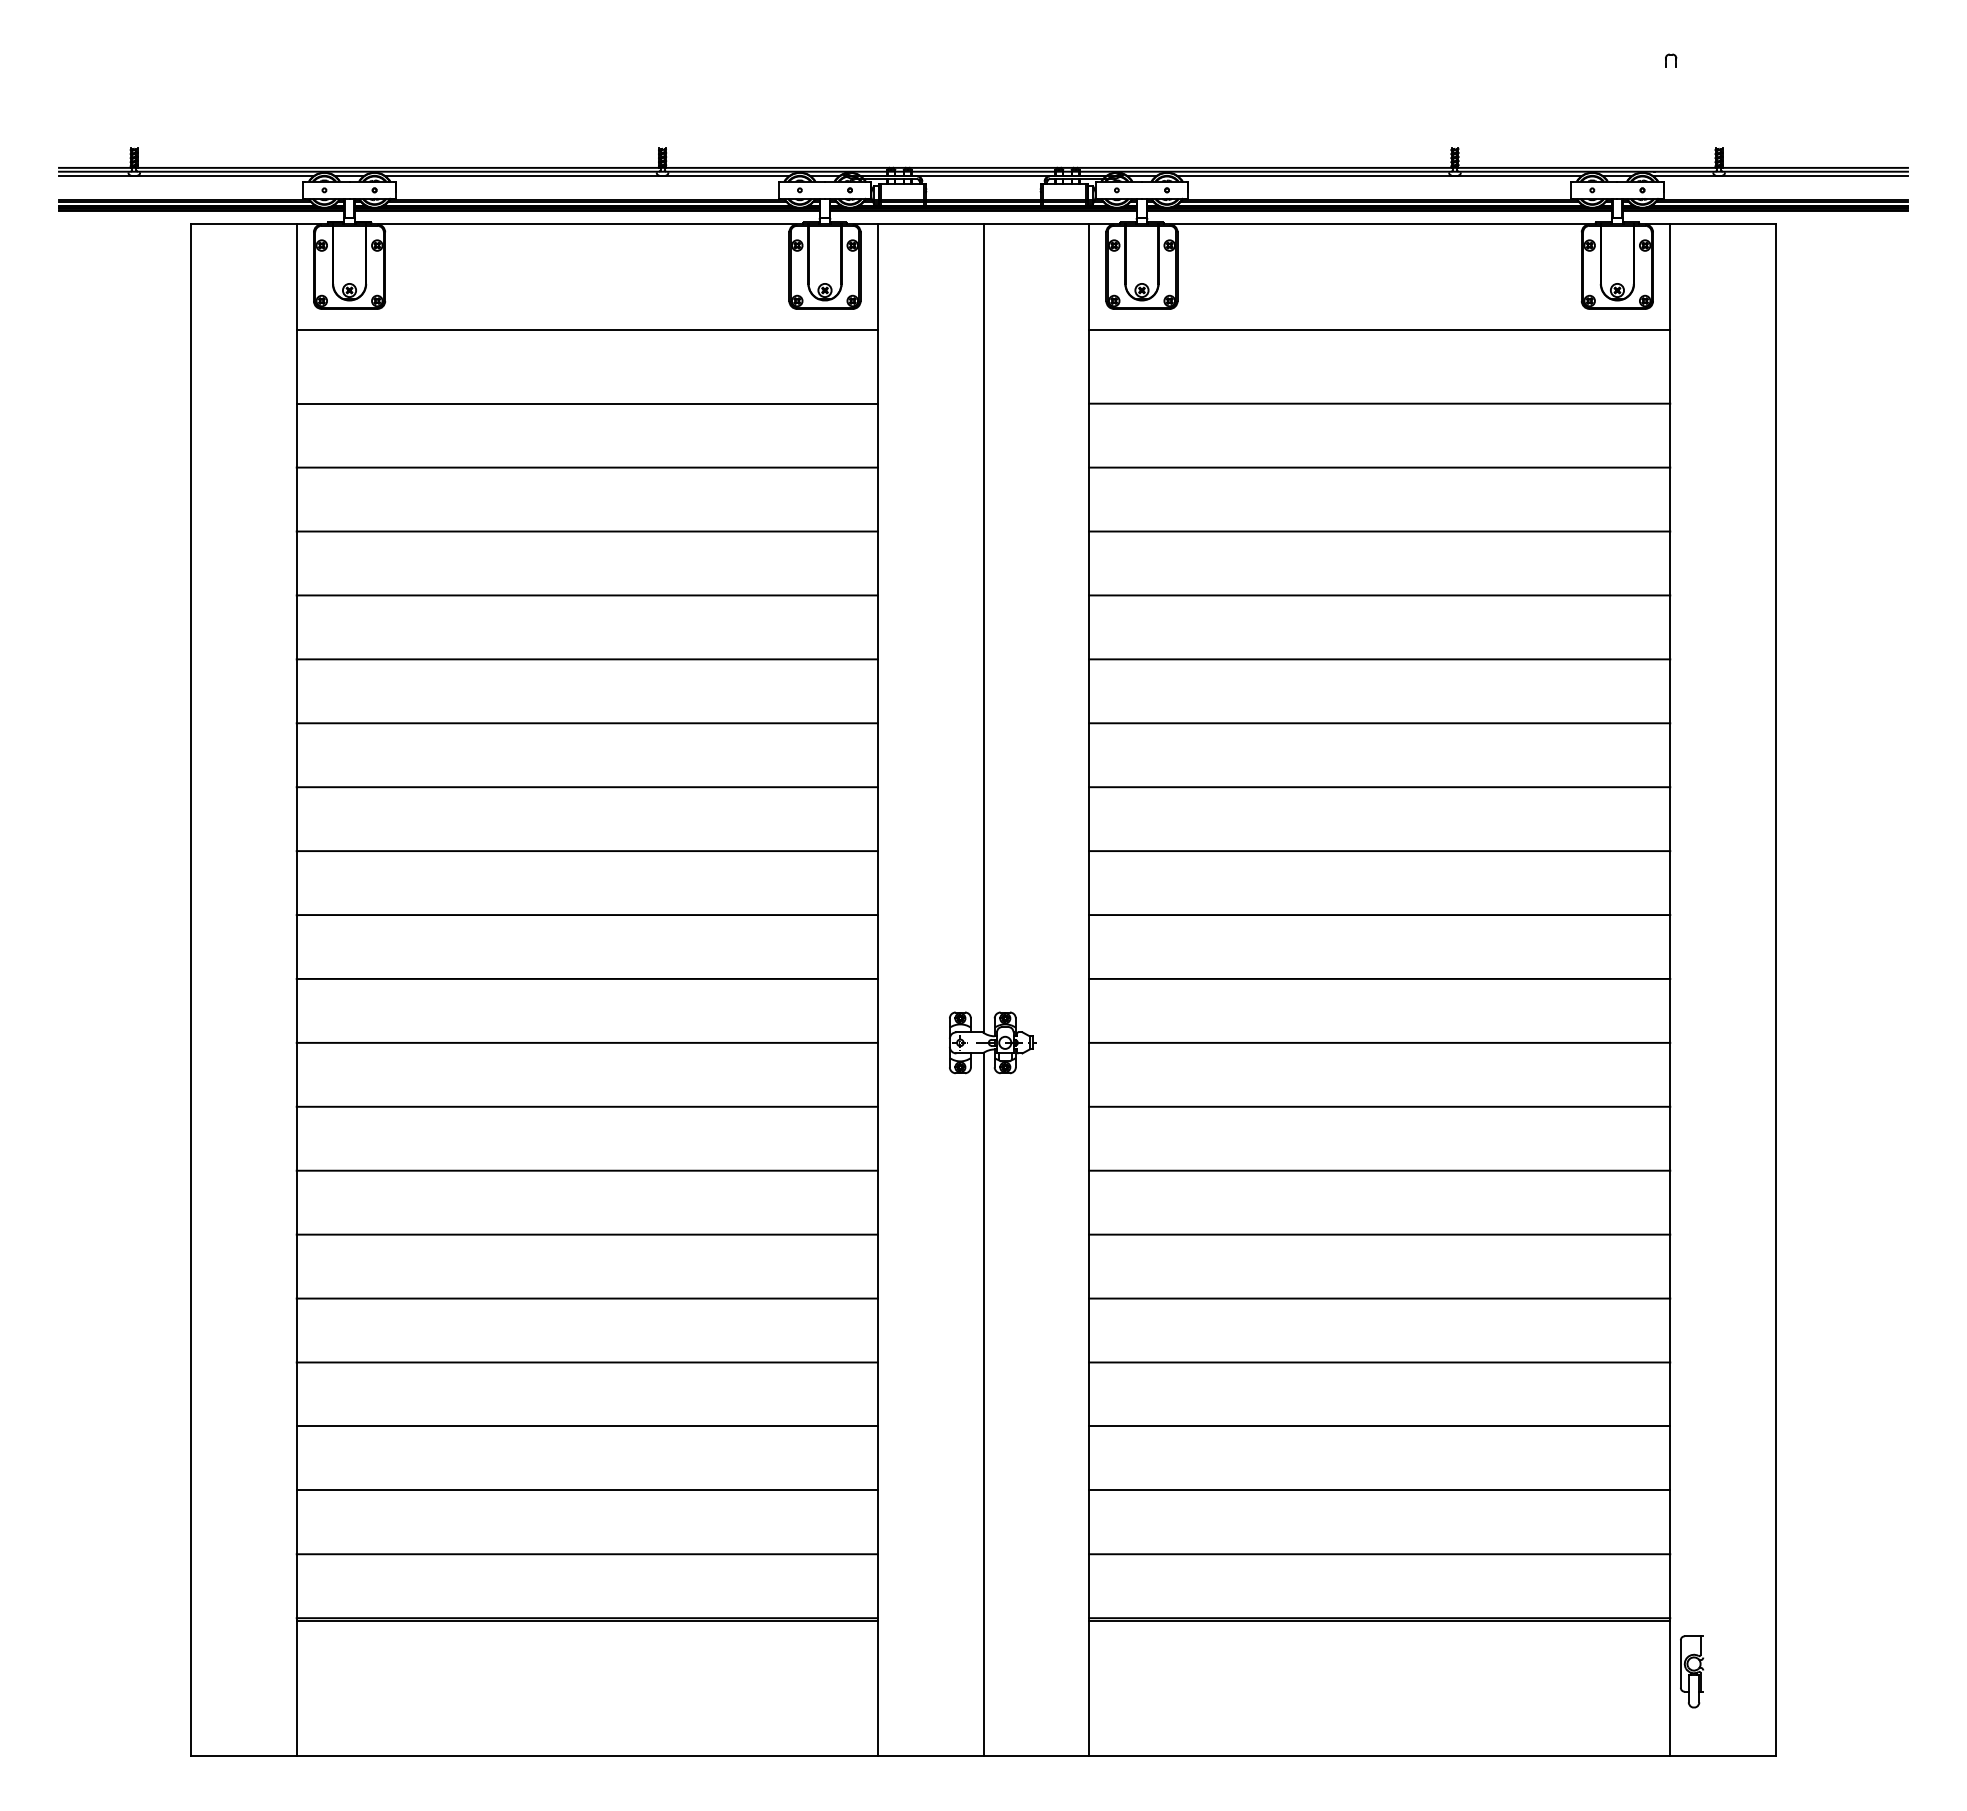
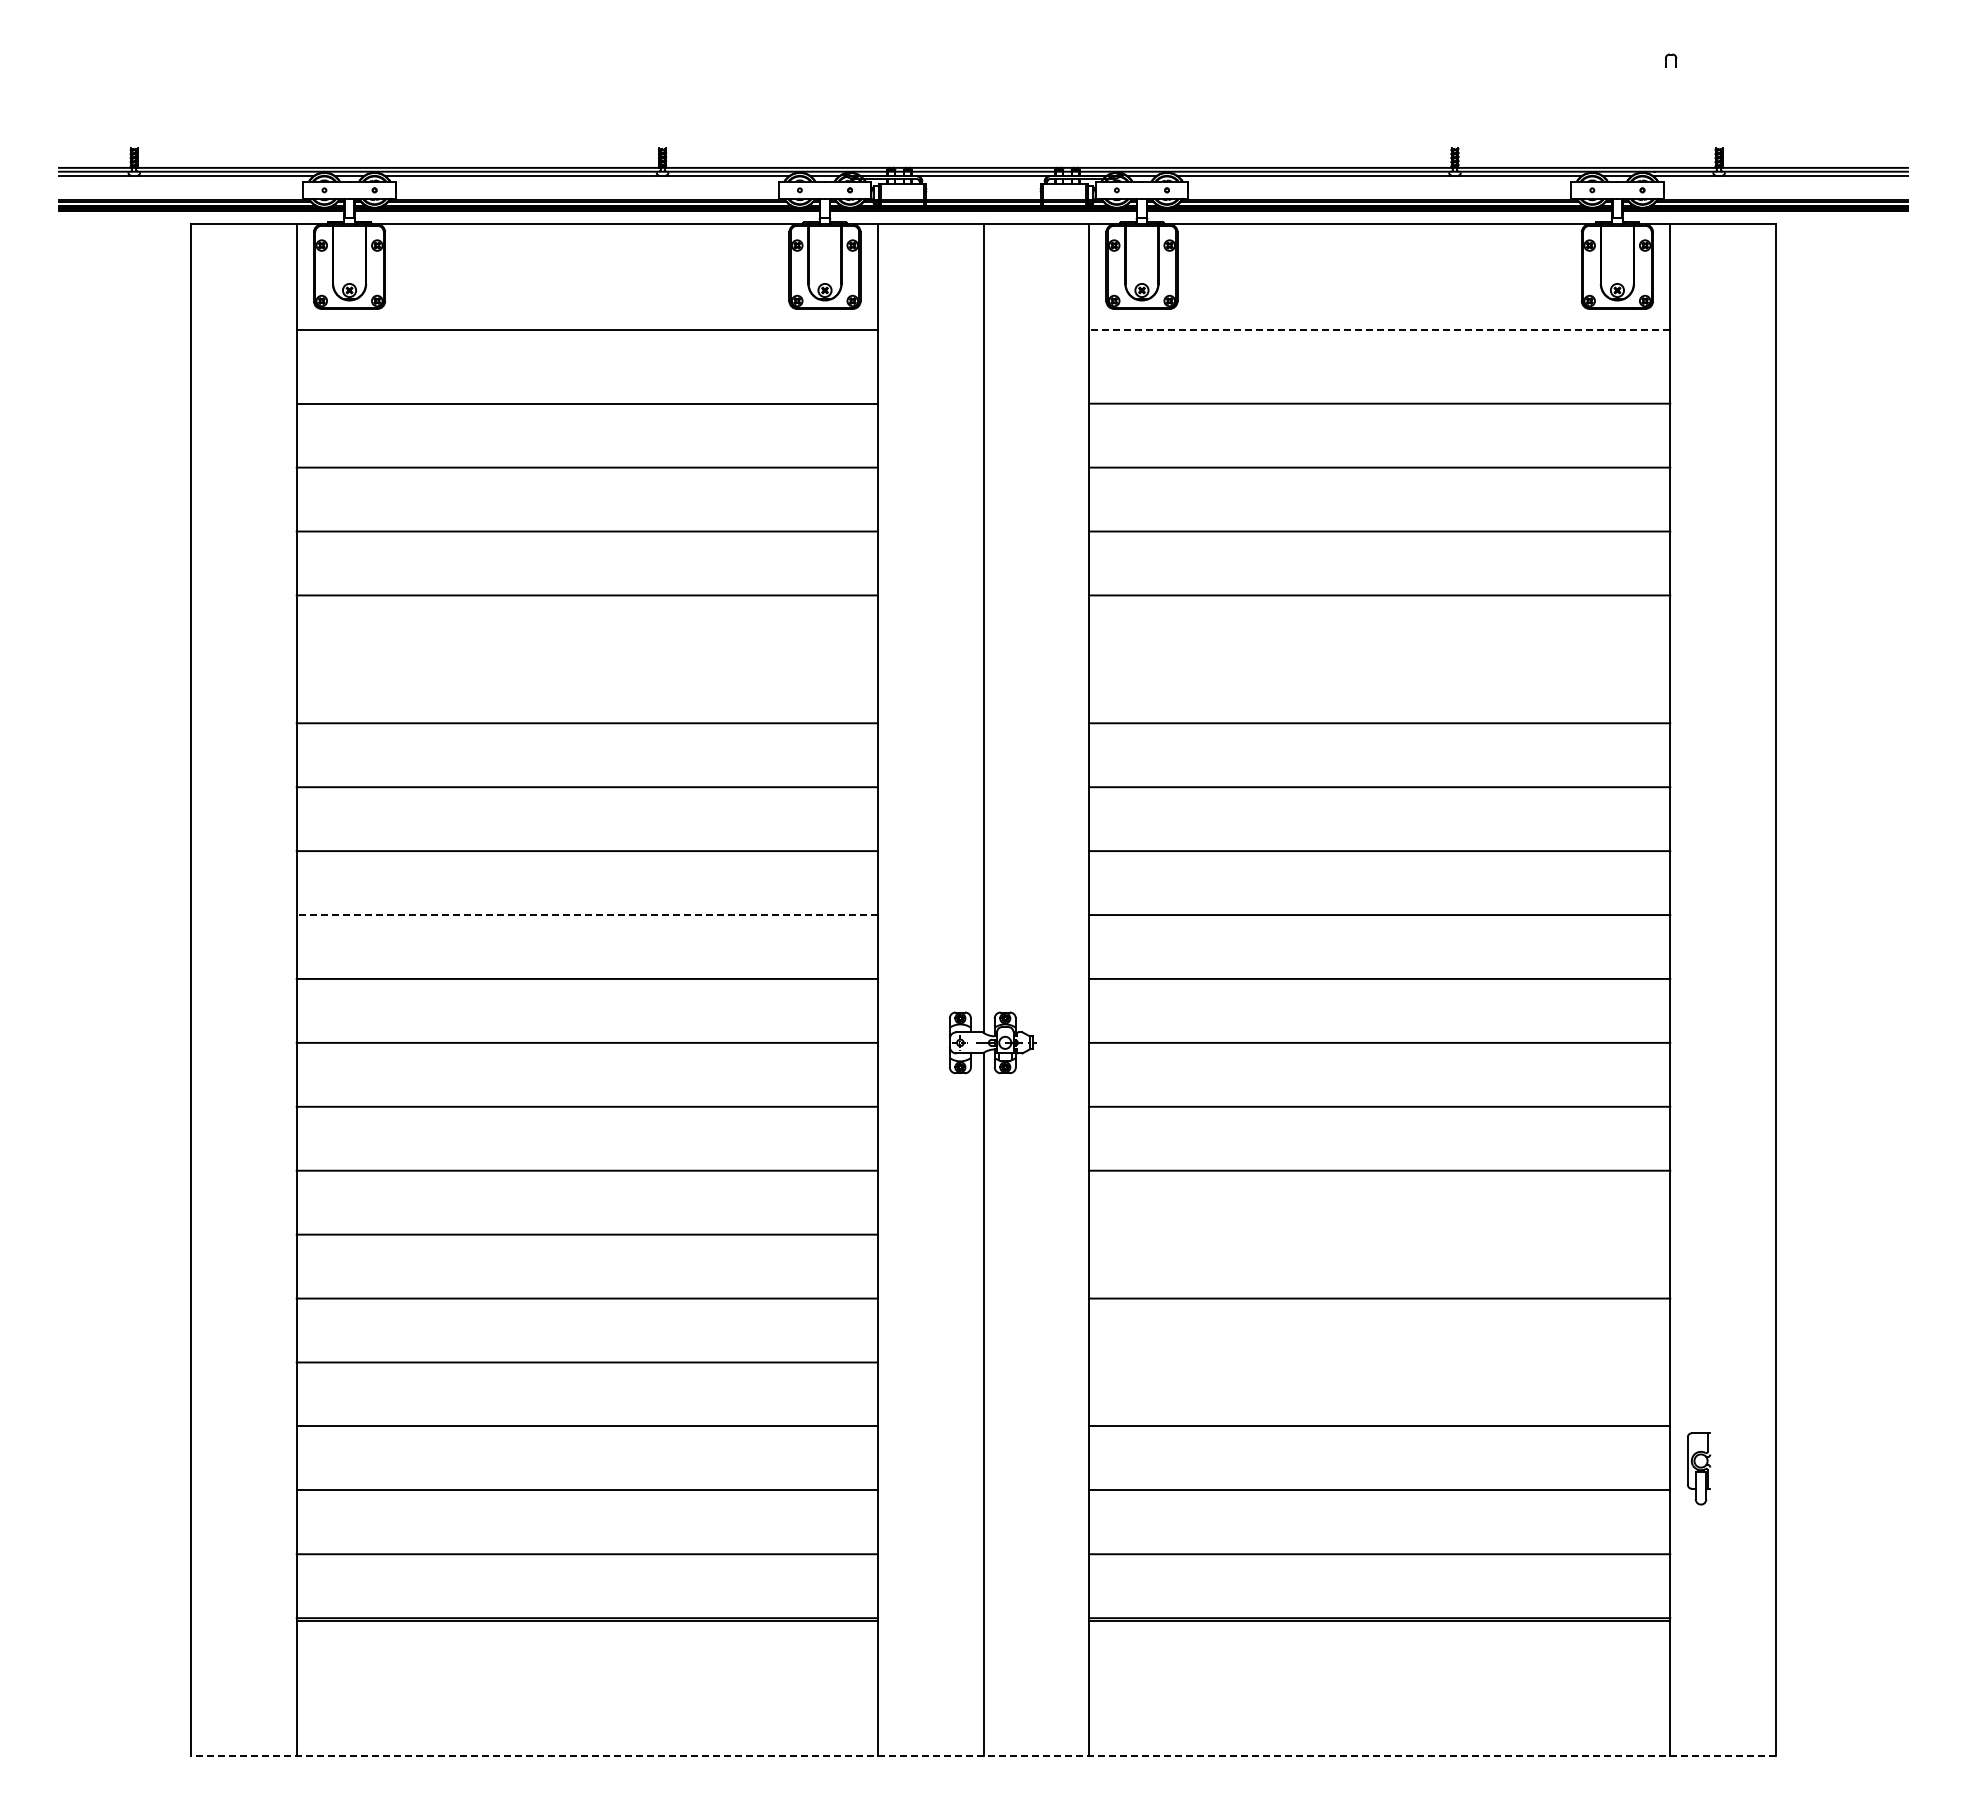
line: solid -> dashed (1379, 330)
line: present -> none (586, 659)
line: present -> none (1379, 659)
line: solid -> dashed (587, 915)
line: present -> none (1379, 1234)
line: present -> none (1379, 1362)
part position: (1692, 1671) -> (1699, 1468) (1699, 1468)
line: solid -> dashed (983, 1756)
